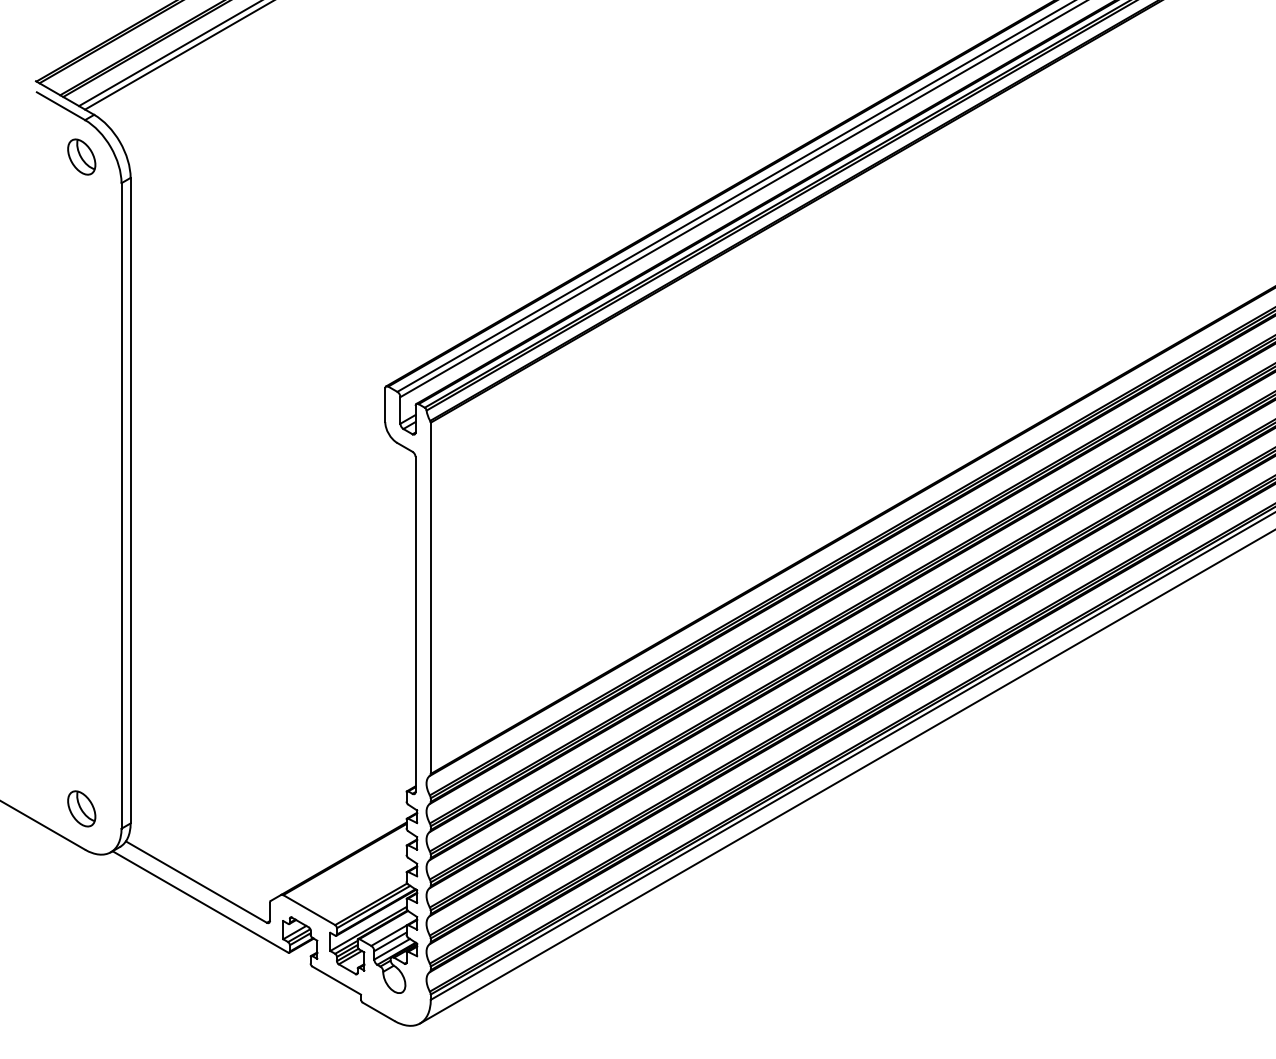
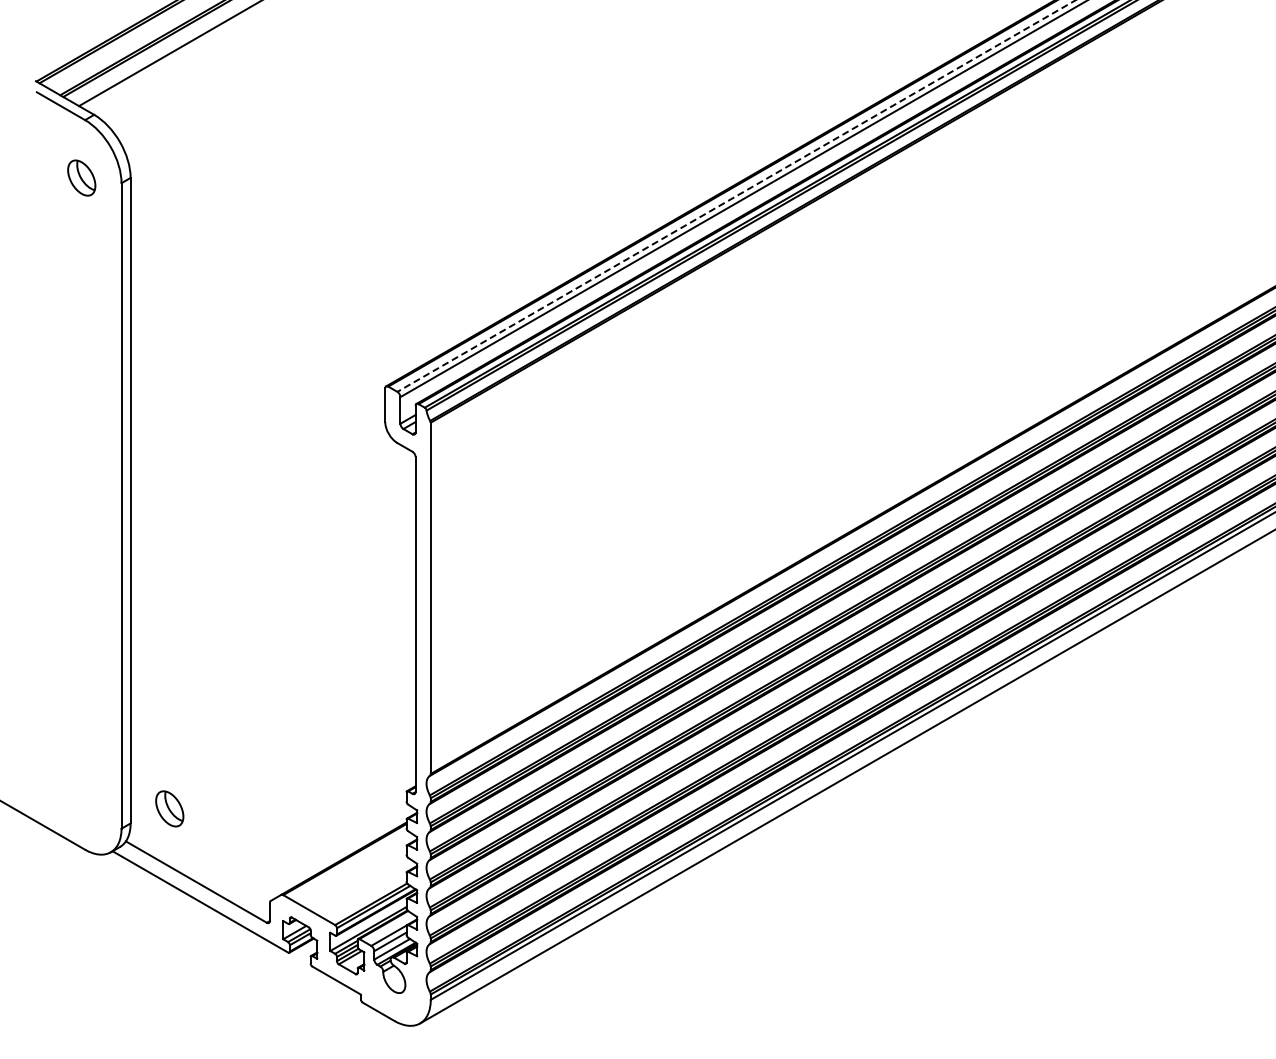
line: present -> none (178, 55)
part position: (81, 156) -> (81, 177) (81, 177)
line: solid -> dashed (736, 196)
part position: (81, 808) -> (169, 808) (169, 808)
